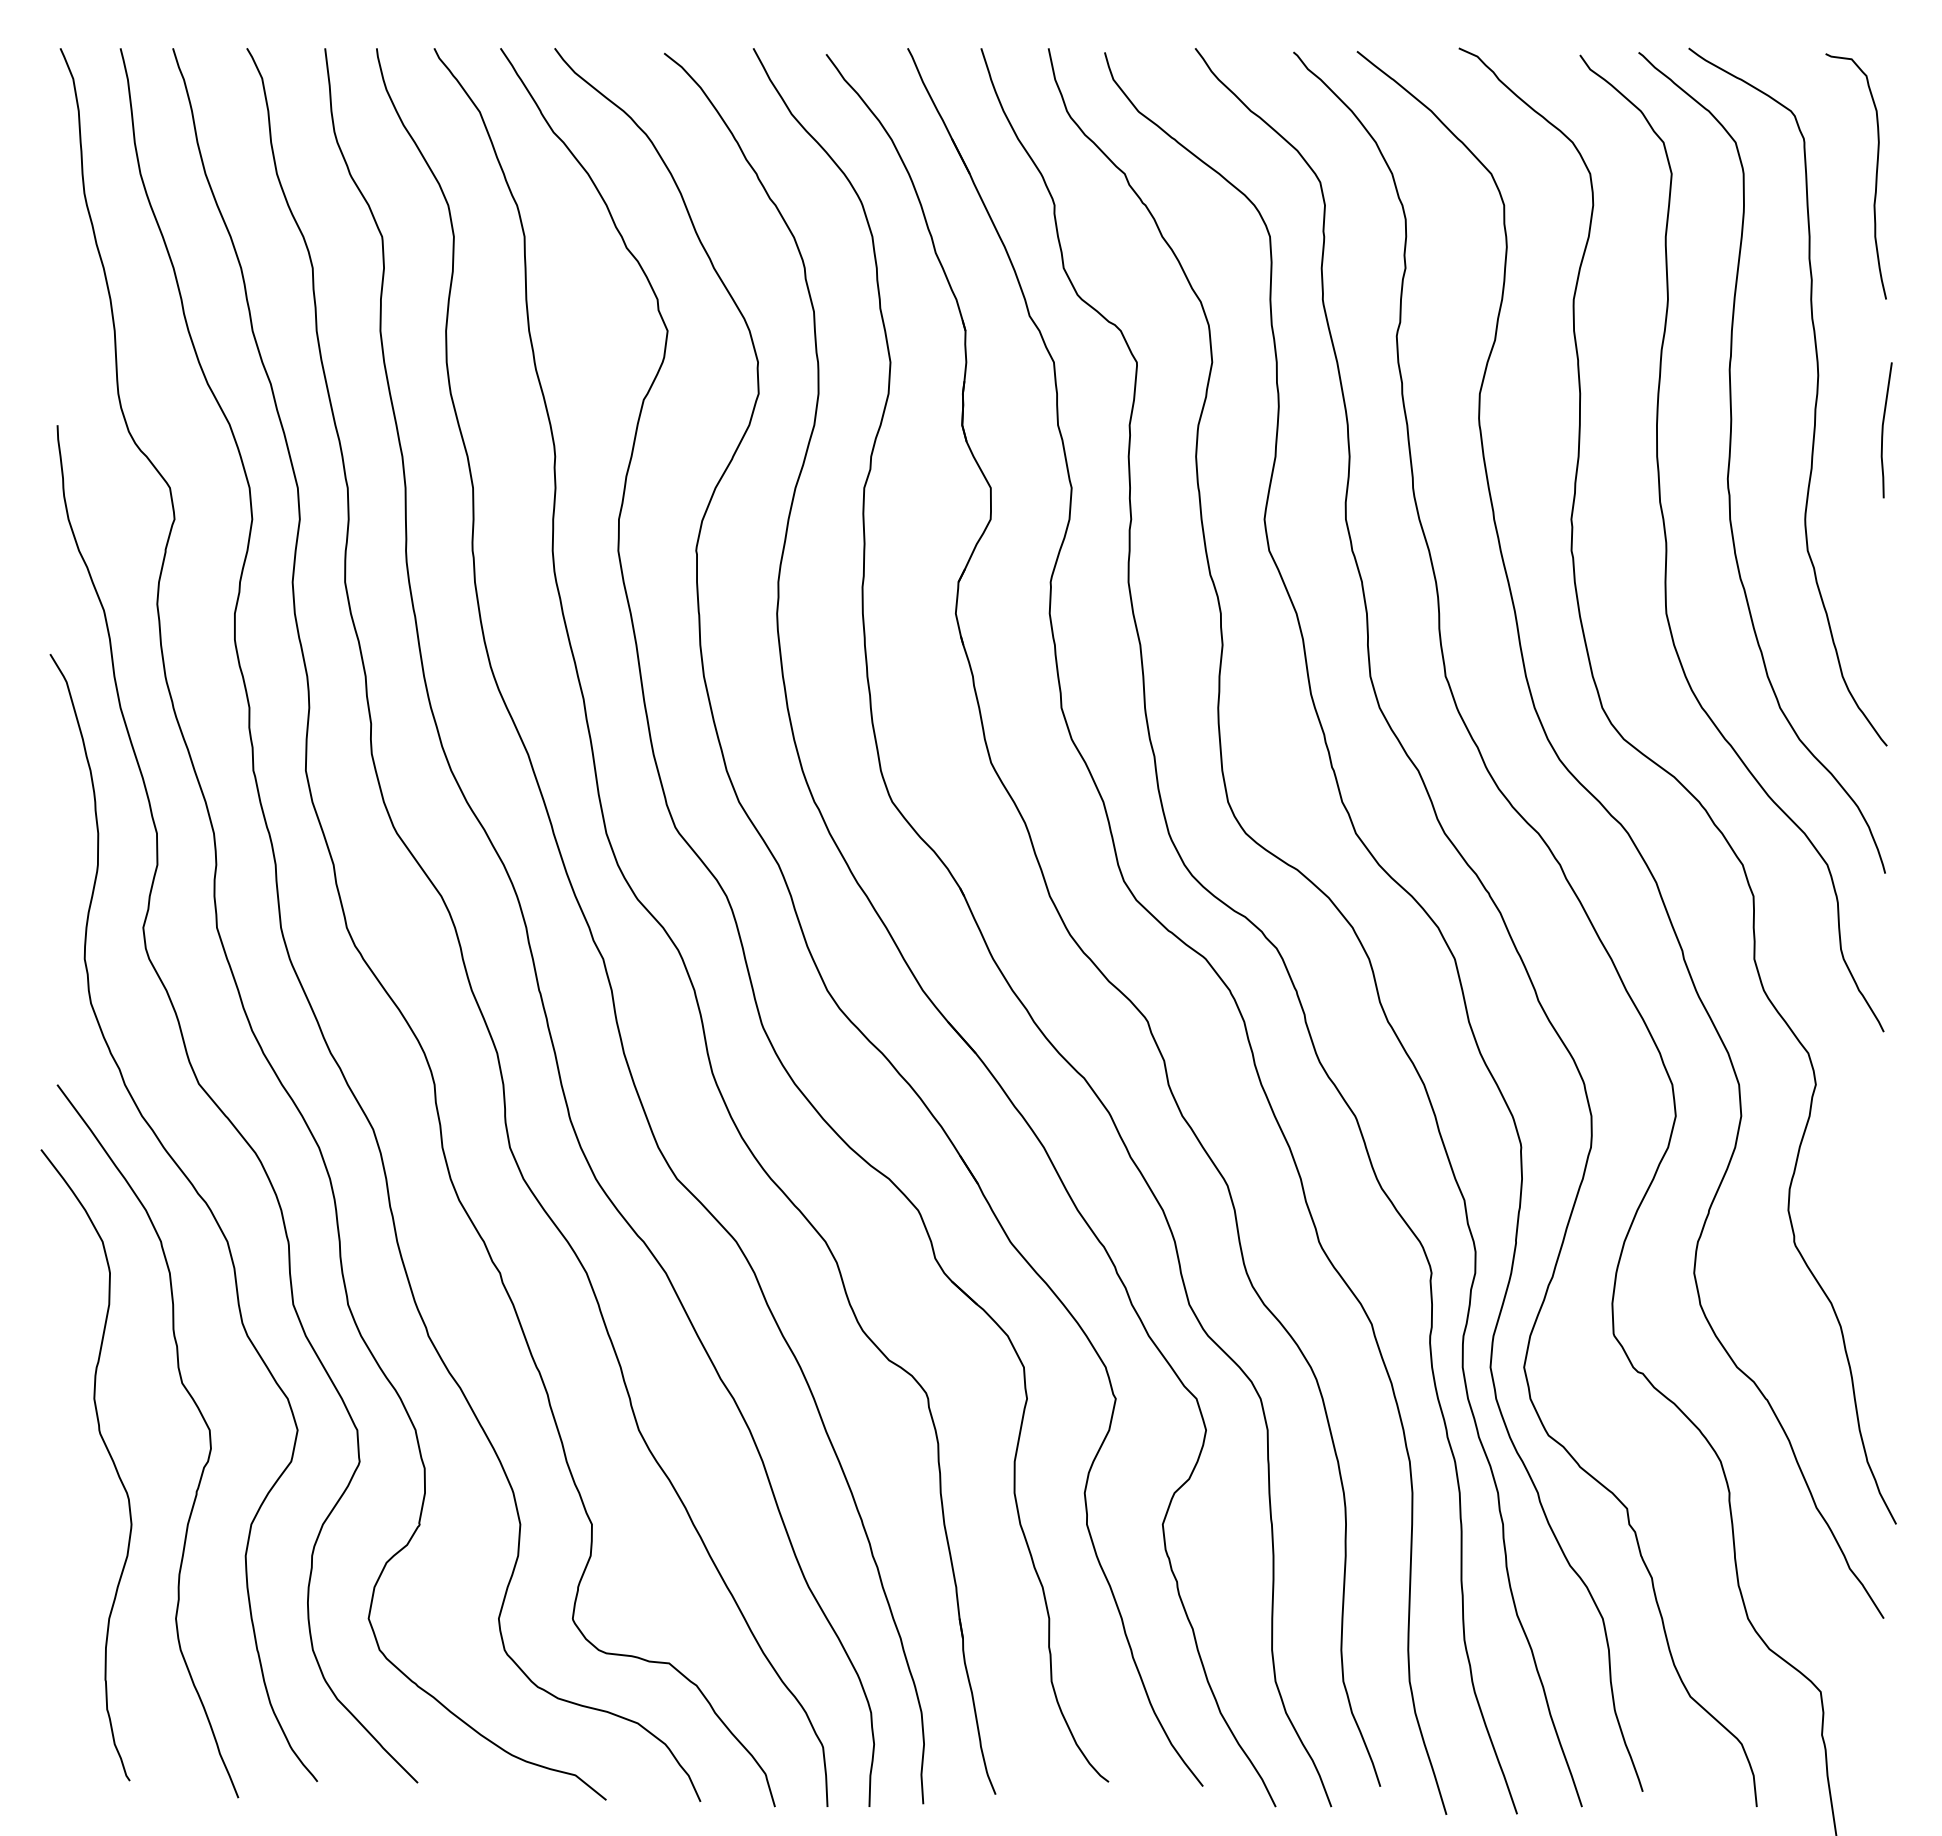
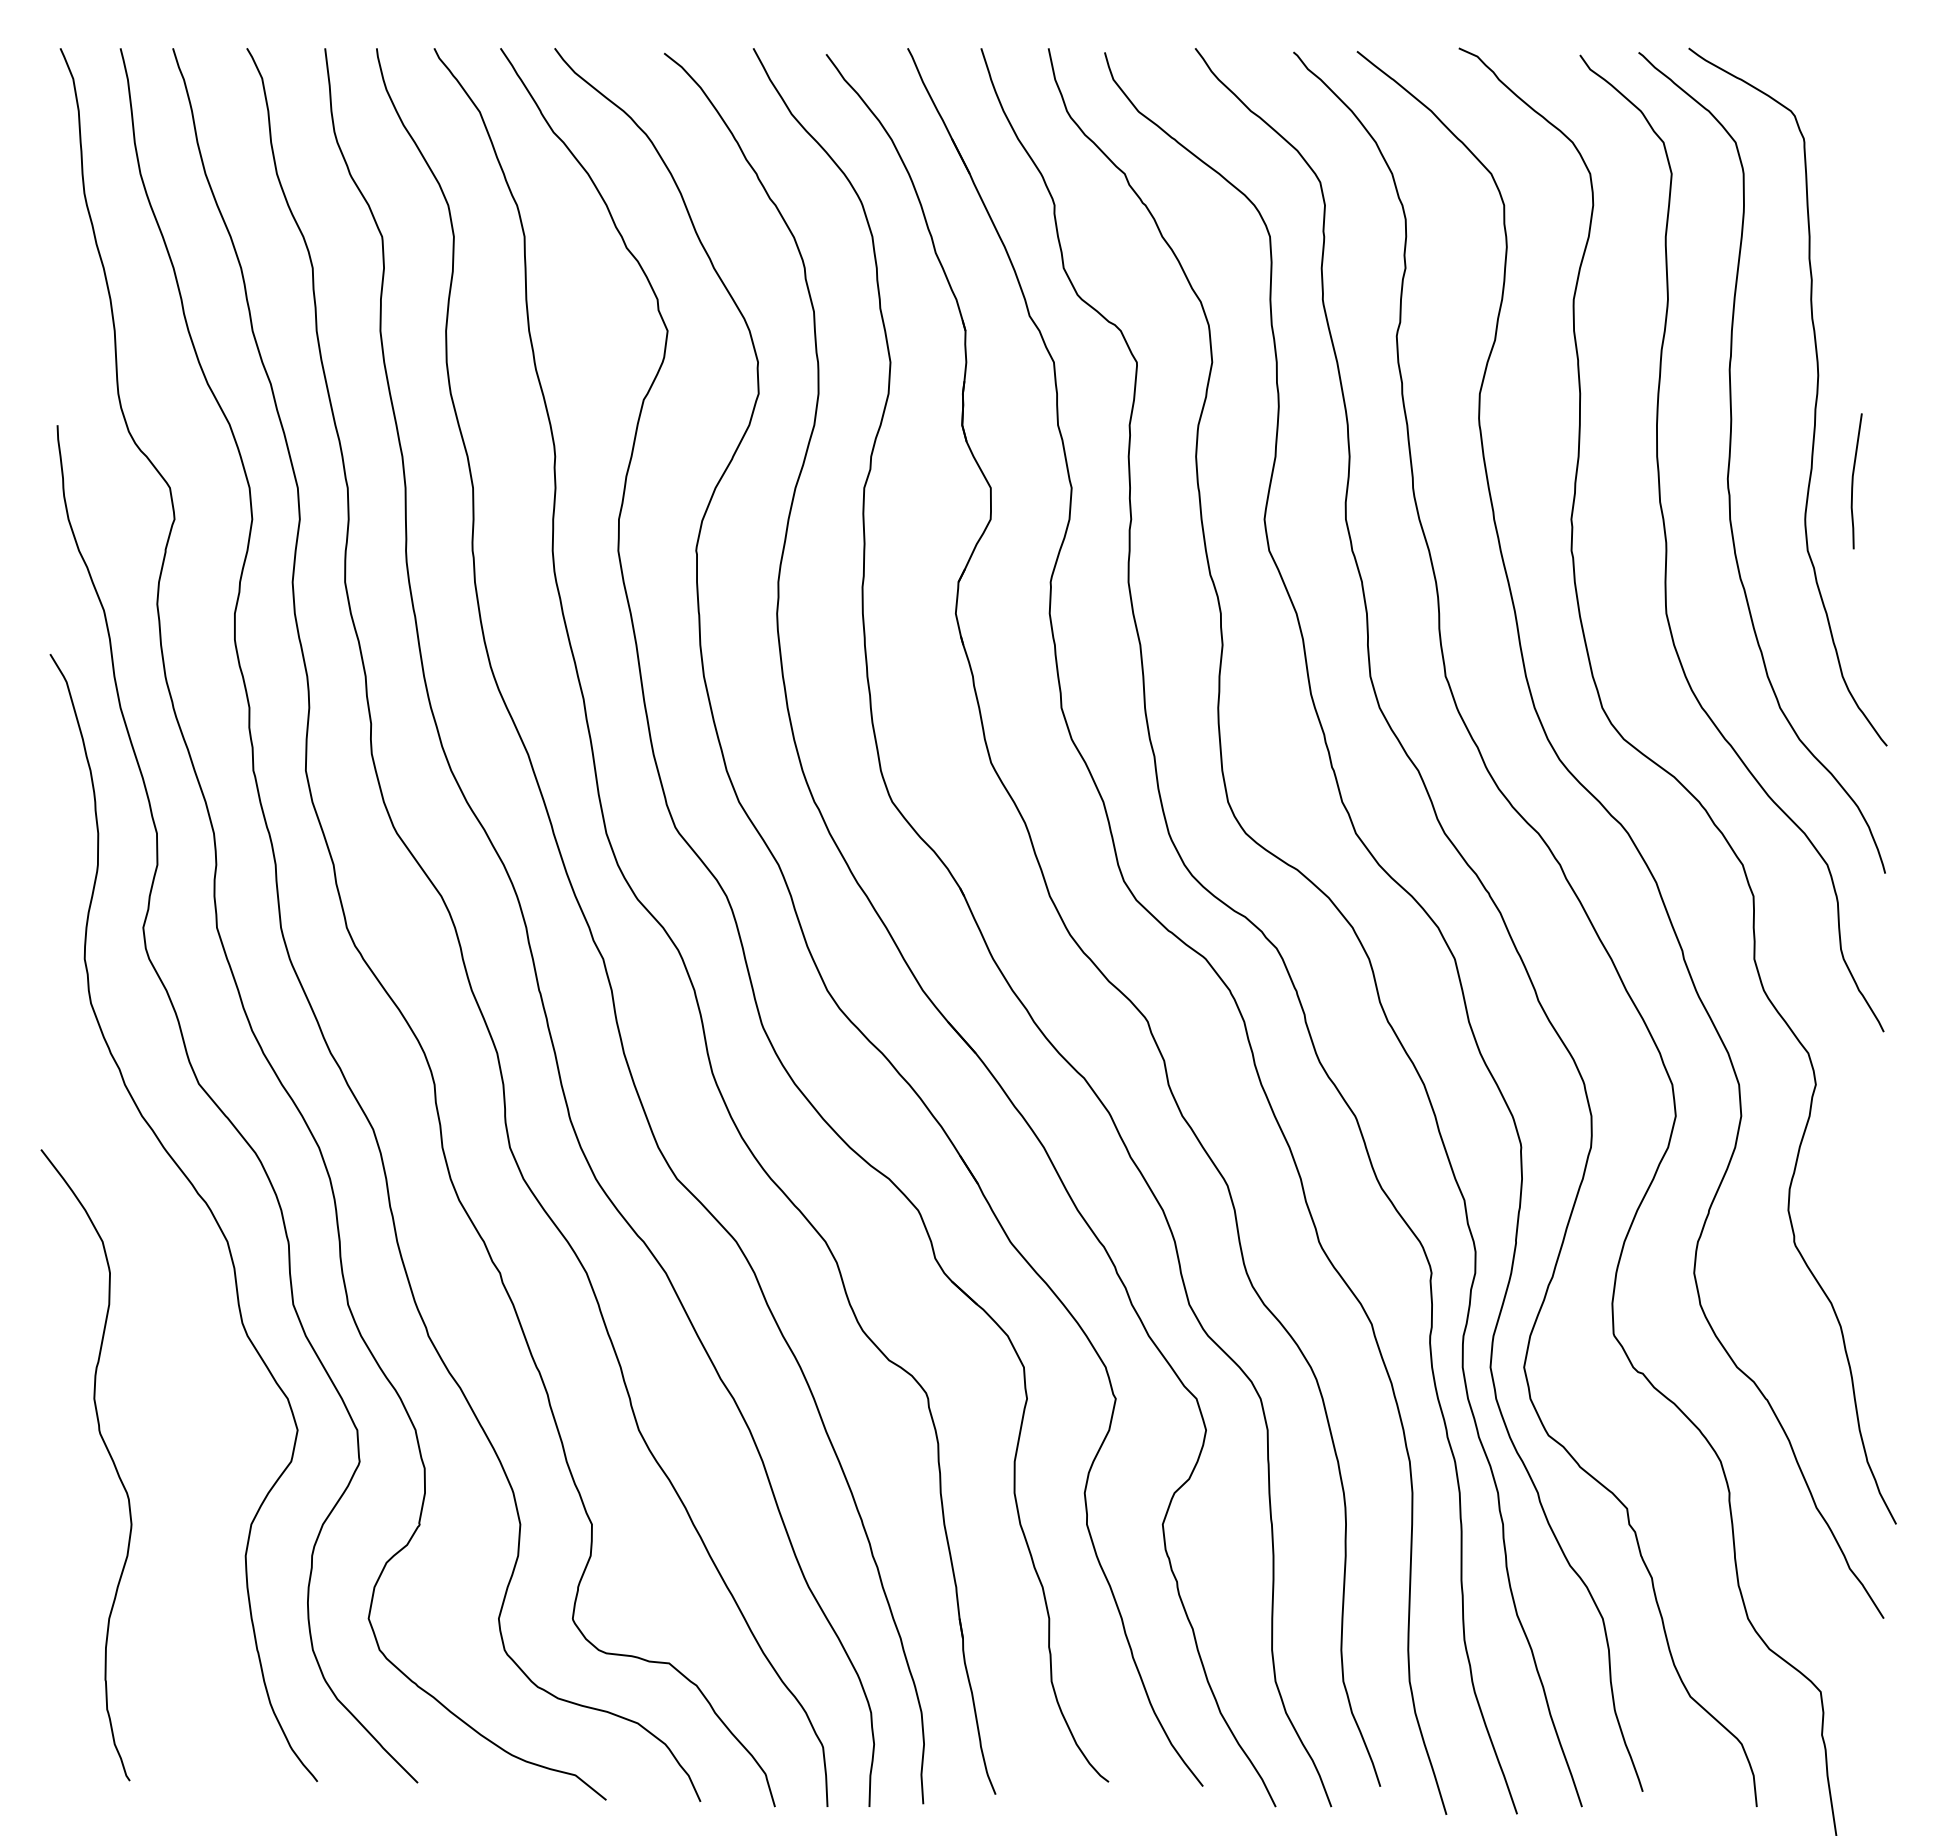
curve: present -> none (1875, 176)
curve position: (1883, 430) -> (1853, 481) (1853, 481)
curve: present -> none (200, 1414)
